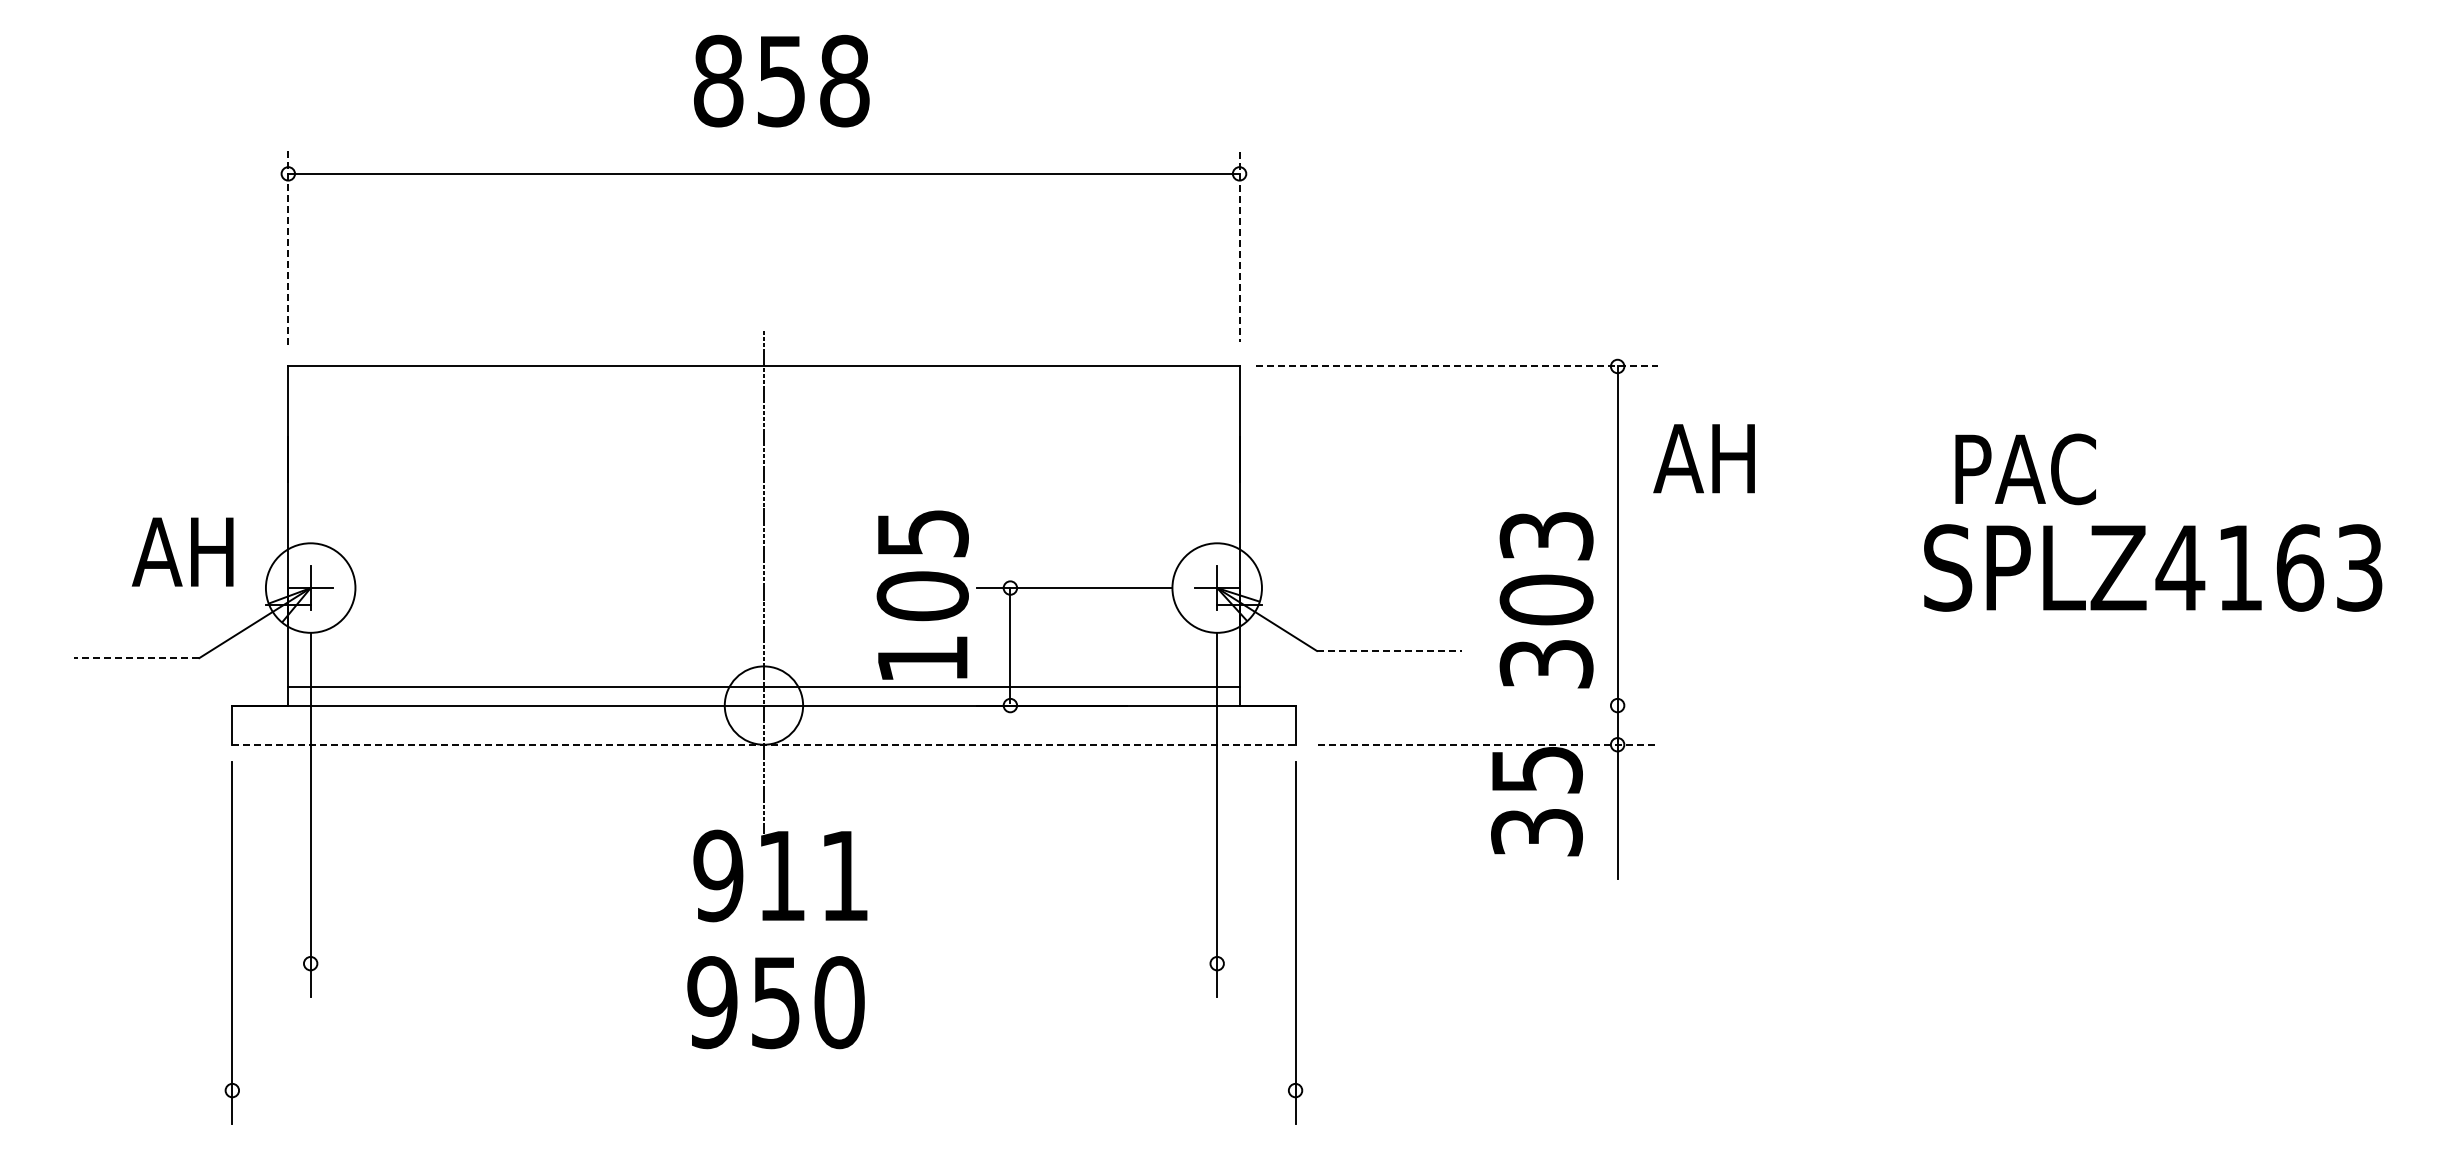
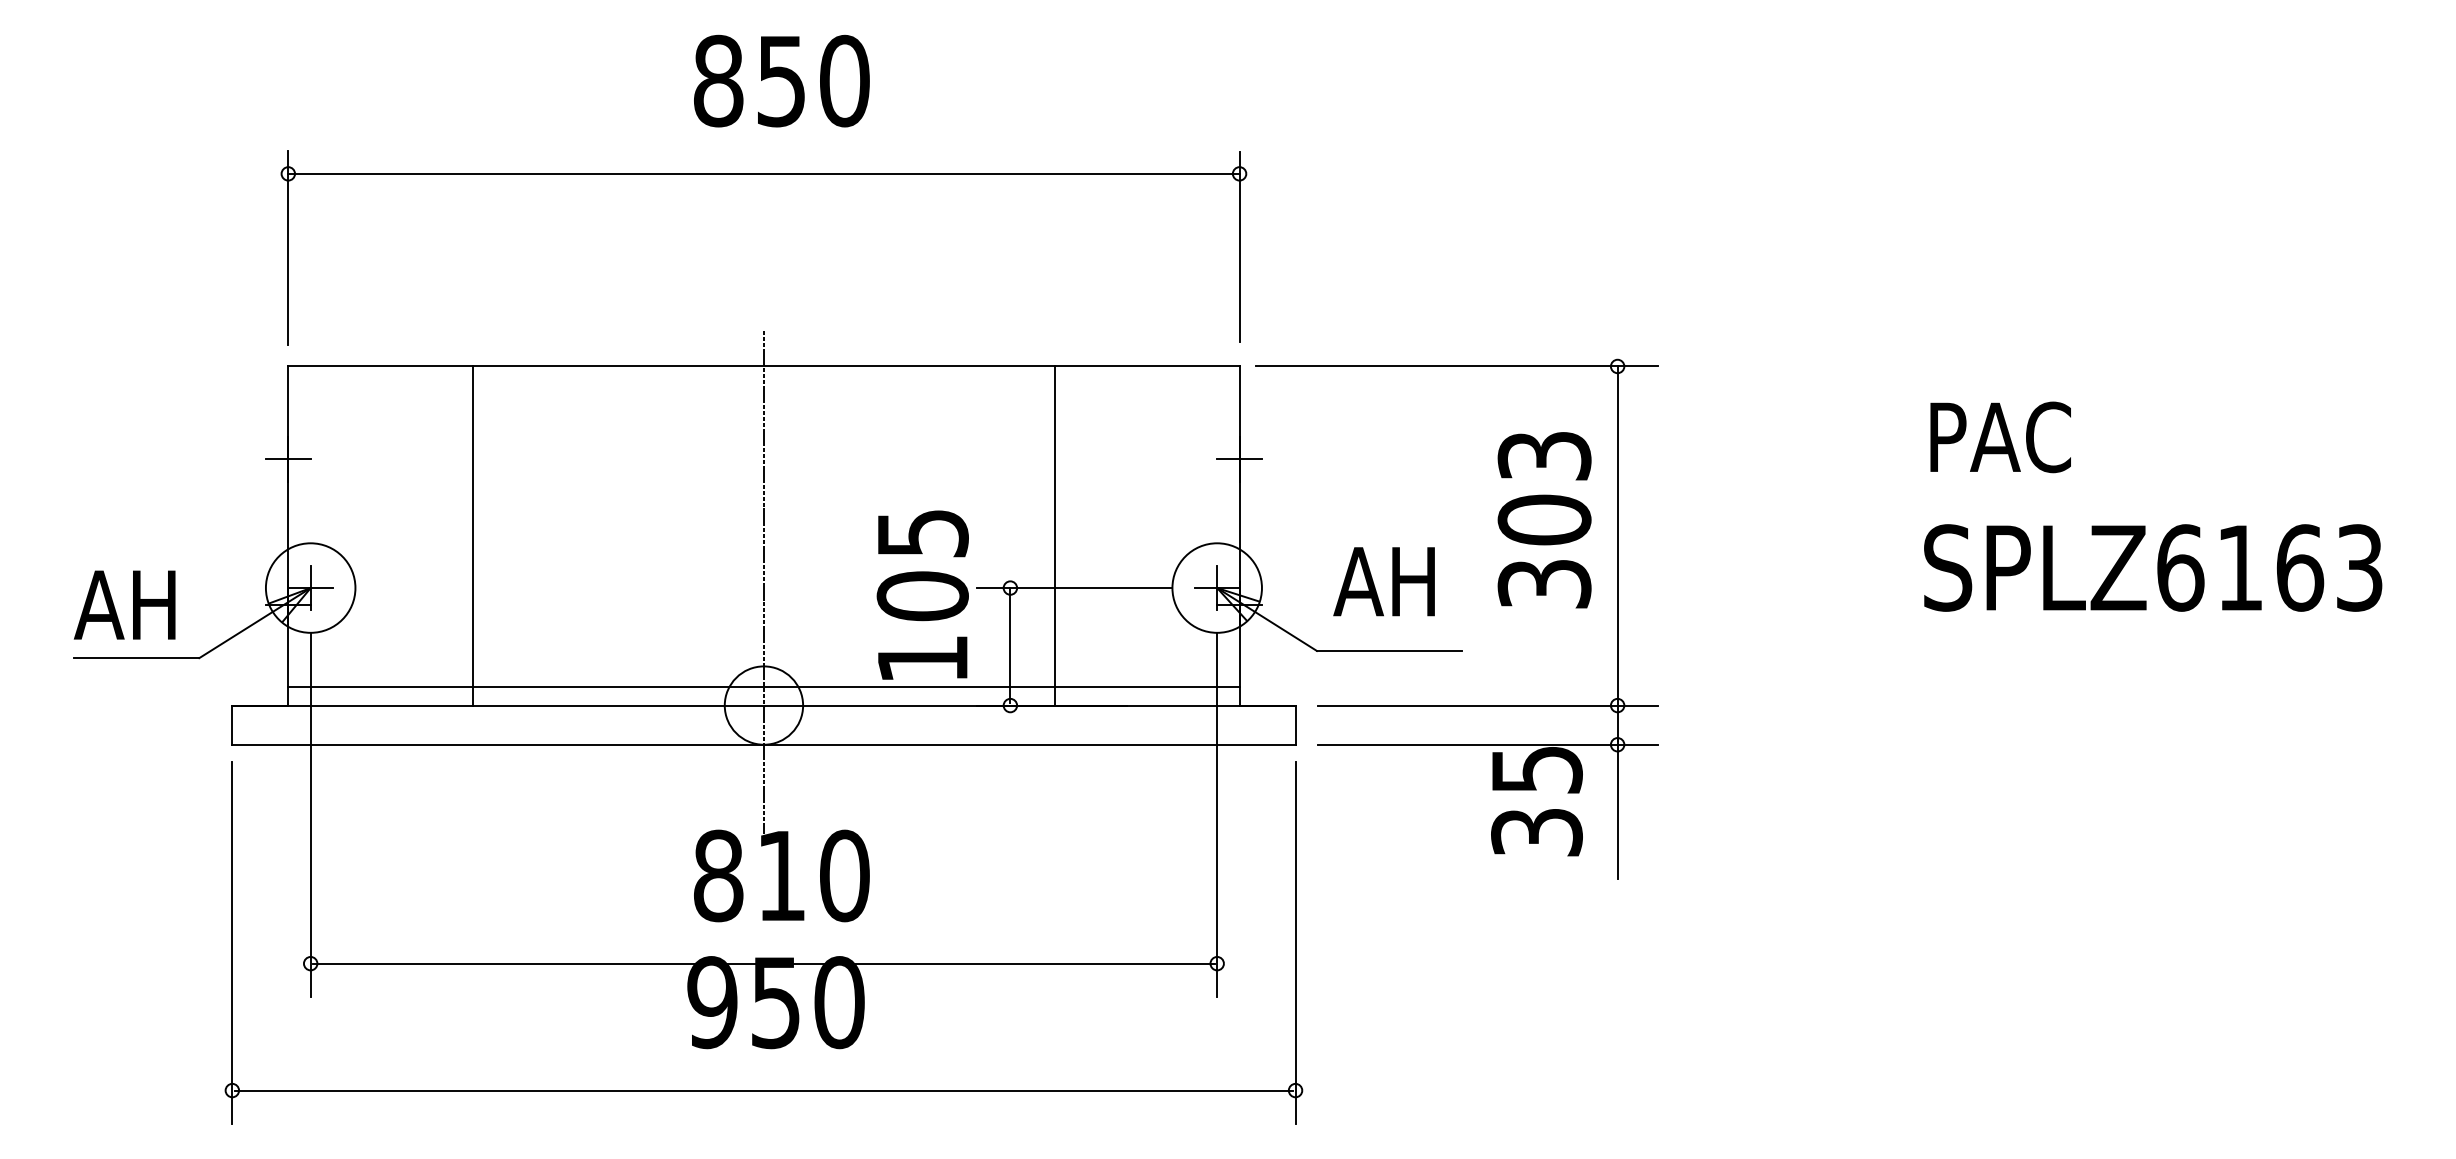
text: 858 -> 850 (844, 81)
line: dashed -> solid (288, 247)
line: dashed -> solid (1239, 247)
line: dashed -> solid (1457, 366)
text position: (1703, 458) -> (1383, 581) (1383, 581)
line: none -> present (287, 459)
line: none -> present (1239, 459)
text position: (2025, 469) -> (2000, 437) (2000, 437)
line: none -> present (472, 535)
line: none -> present (1054, 535)
text position: (182, 551) -> (124, 604) (124, 604)
text: SPLZ4163 -> SPLZ6163 (2180, 567)
text position: (1546, 600) -> (1544, 520) (1544, 520)
line: dashed -> solid (1389, 650)
line: dashed -> solid (136, 658)
line: none -> present (1487, 705)
line: dashed -> solid (763, 744)
line: dashed -> solid (1487, 744)
text: 911 -> 810 (781, 875)
line: none -> present (763, 963)
line: none -> present (763, 1090)
